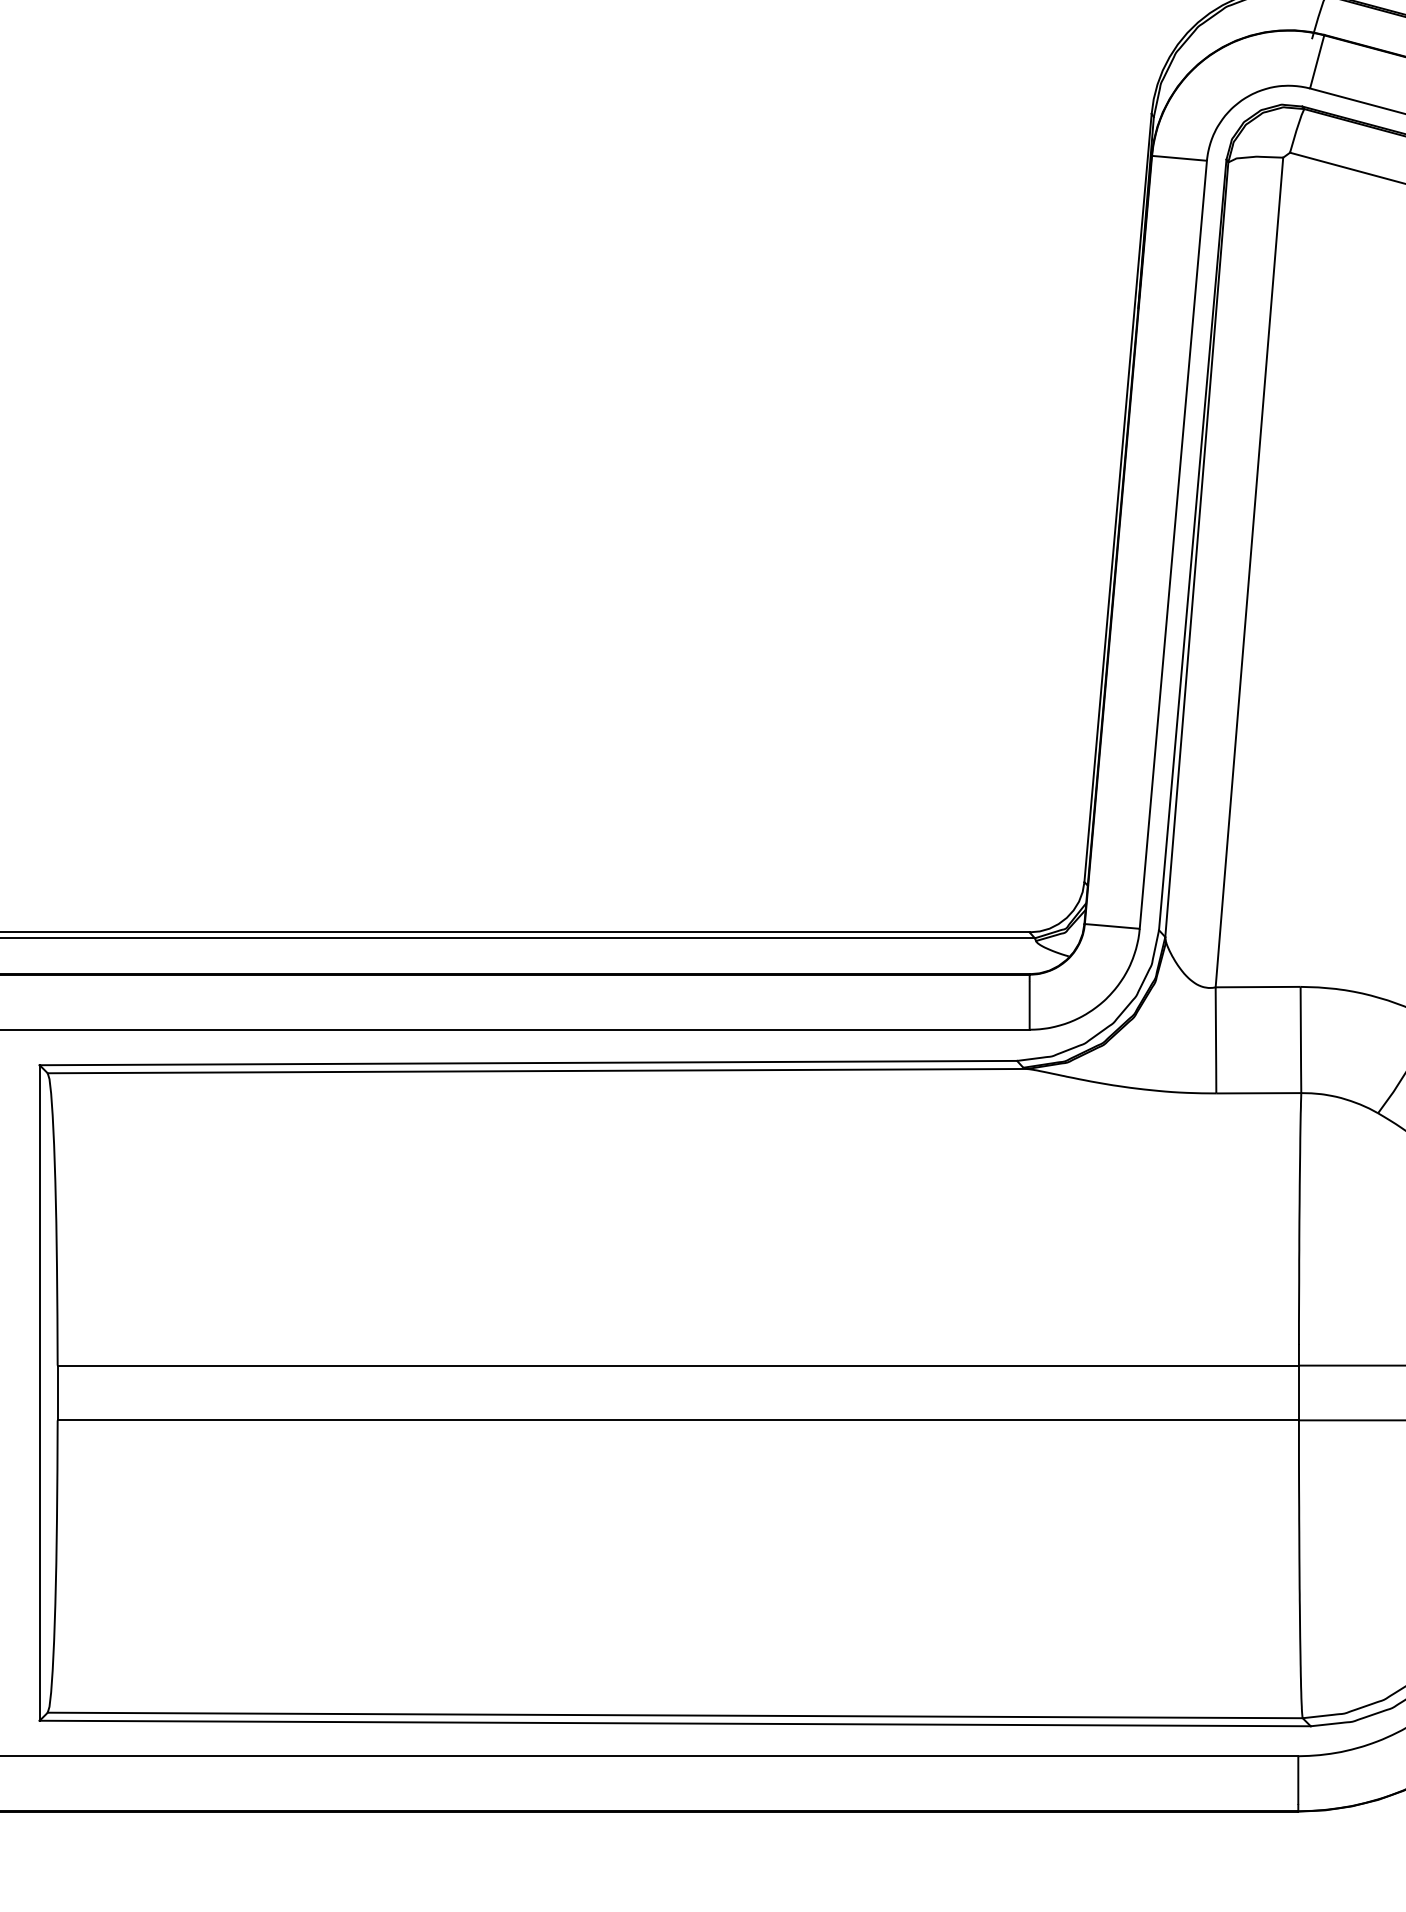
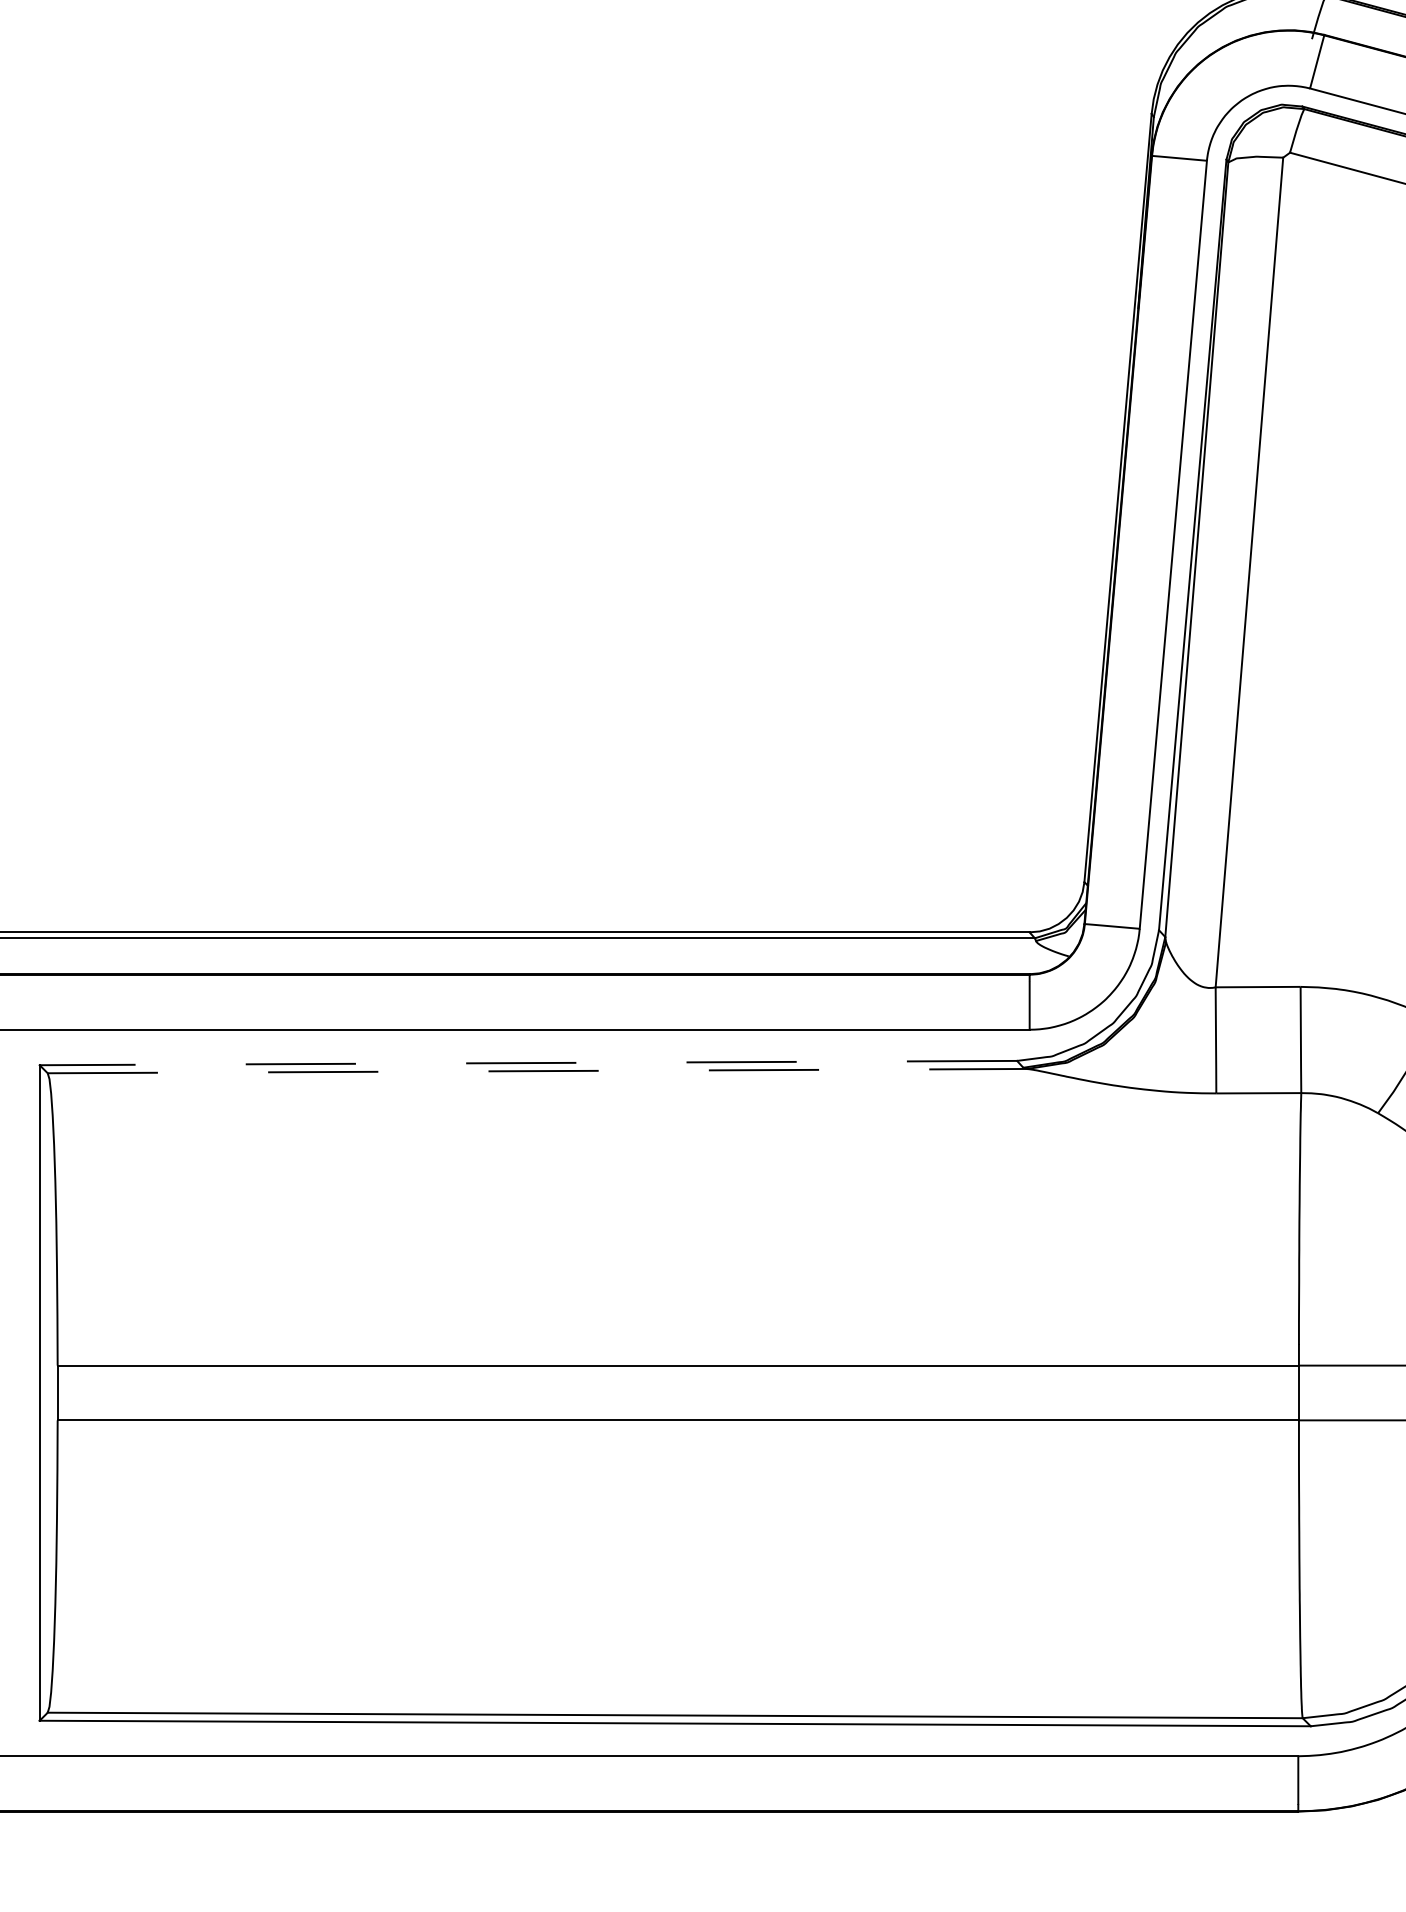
line: solid -> dashed (528, 1063)
line: solid -> dashed (537, 1071)
